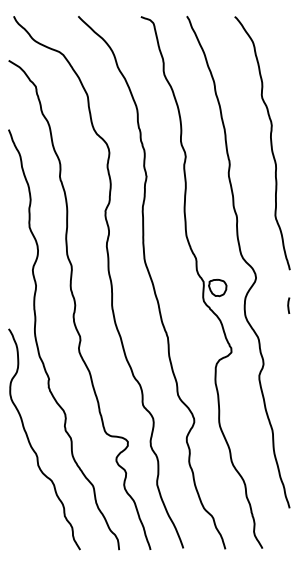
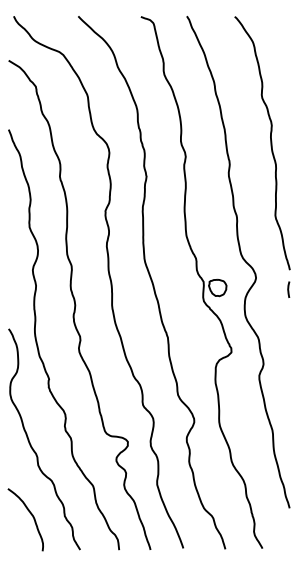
line position: (288, 305) -> (288, 289) (288, 289)
curve: none -> present (30, 514)
